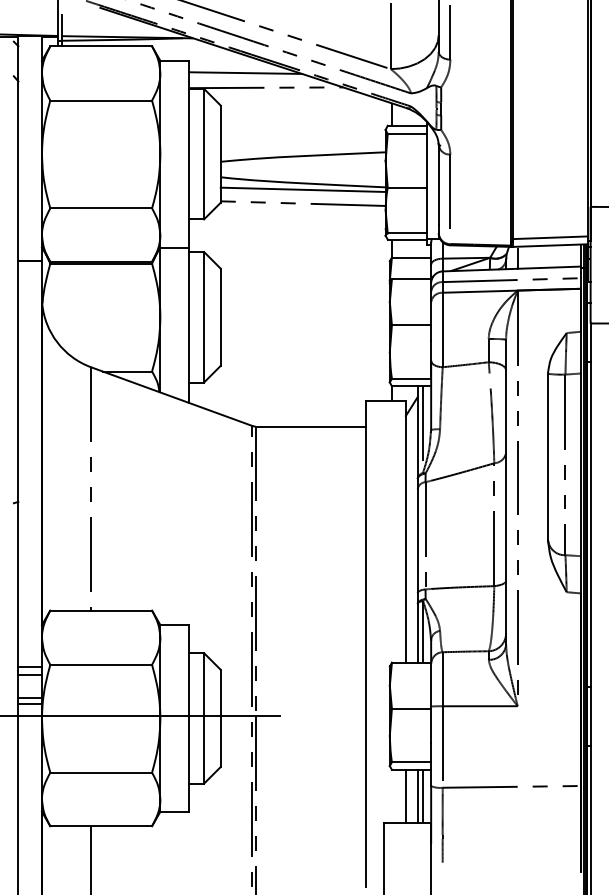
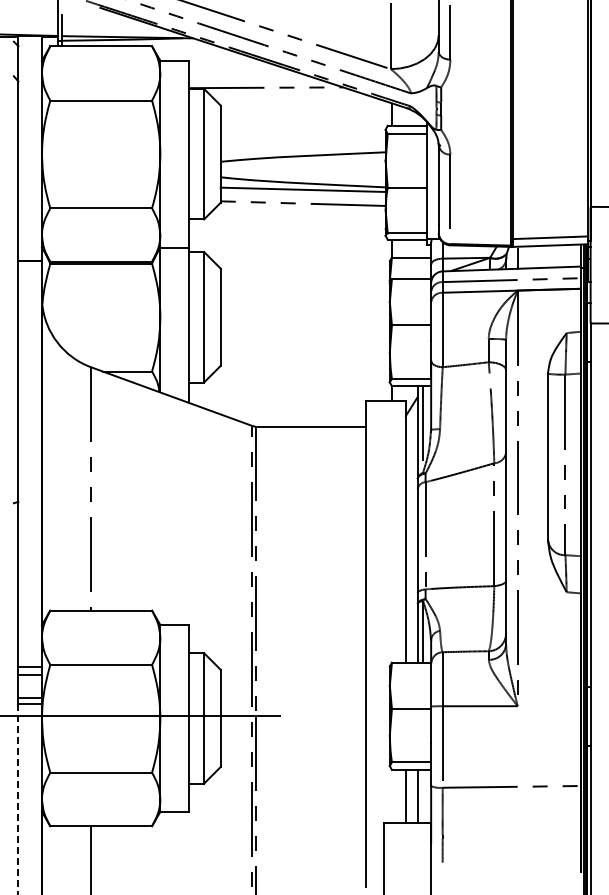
line: present -> none (245, 72)
line: present -> none (423, 795)
line: solid -> dashed (18, 800)
